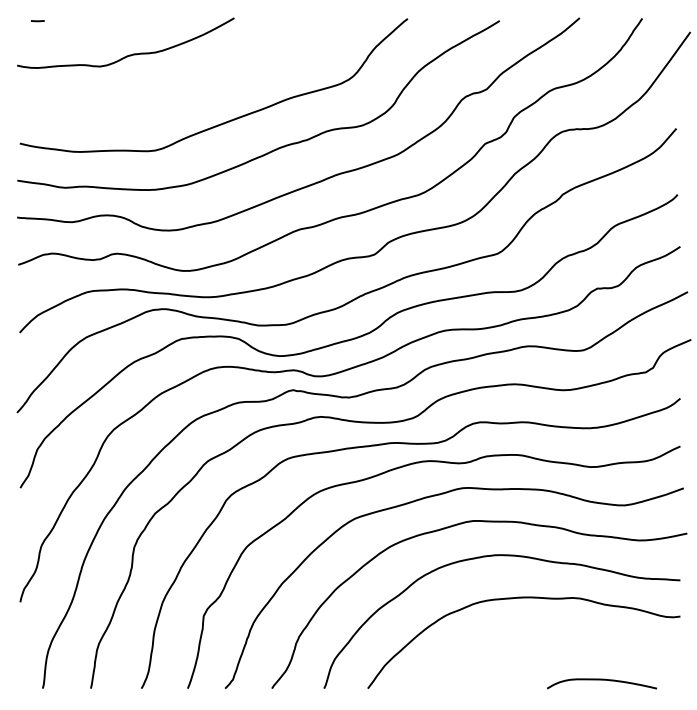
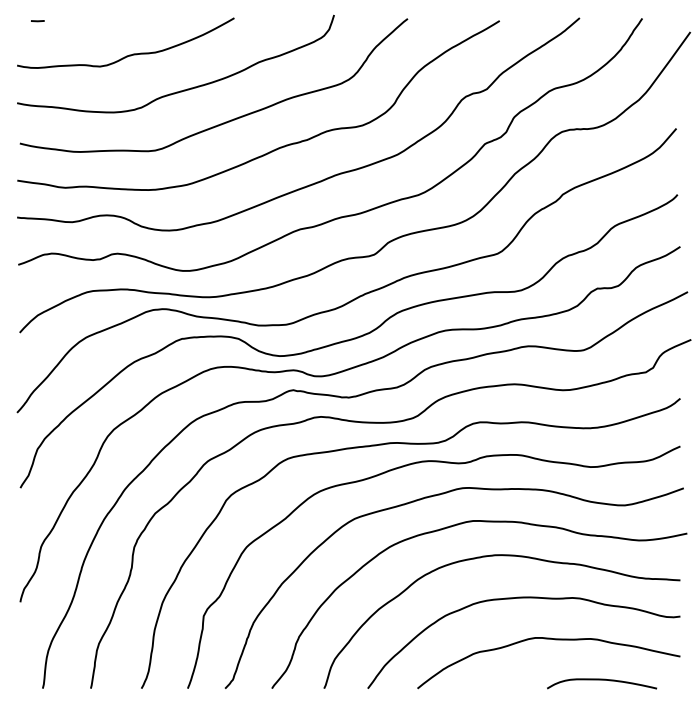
curve: none -> present (183, 89)
curve: none -> present (548, 639)
